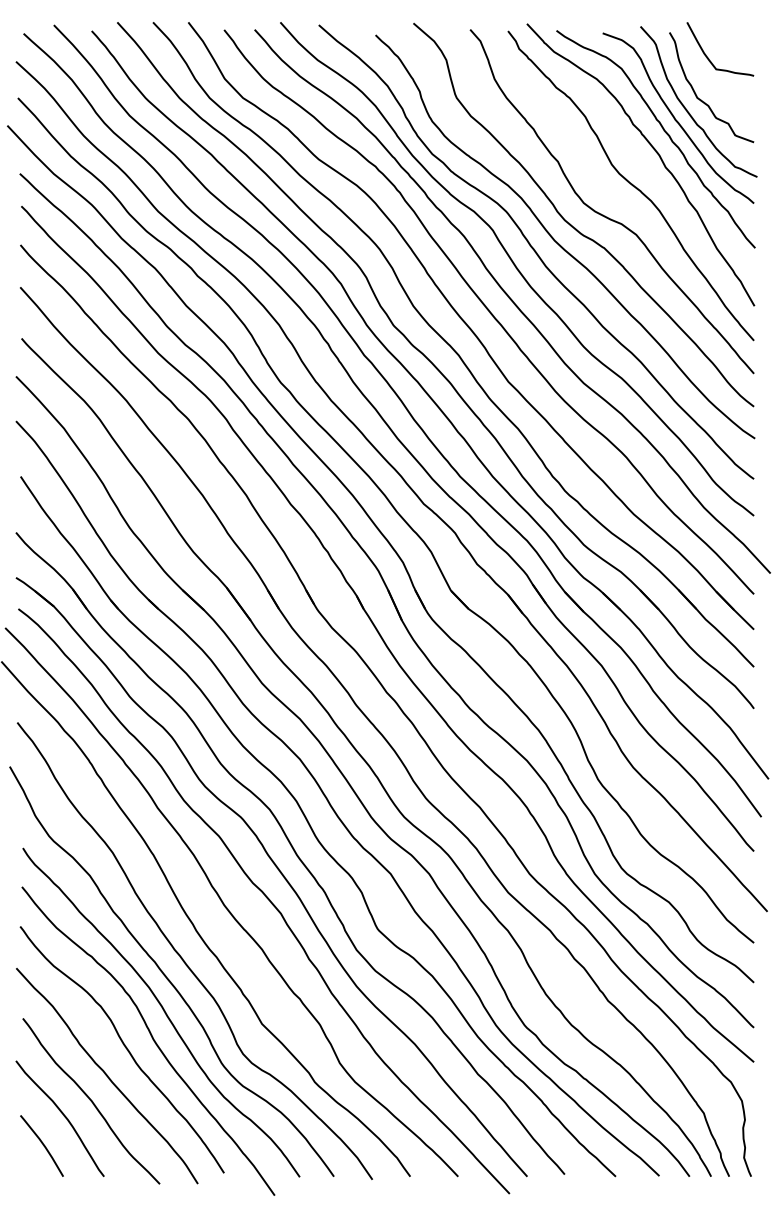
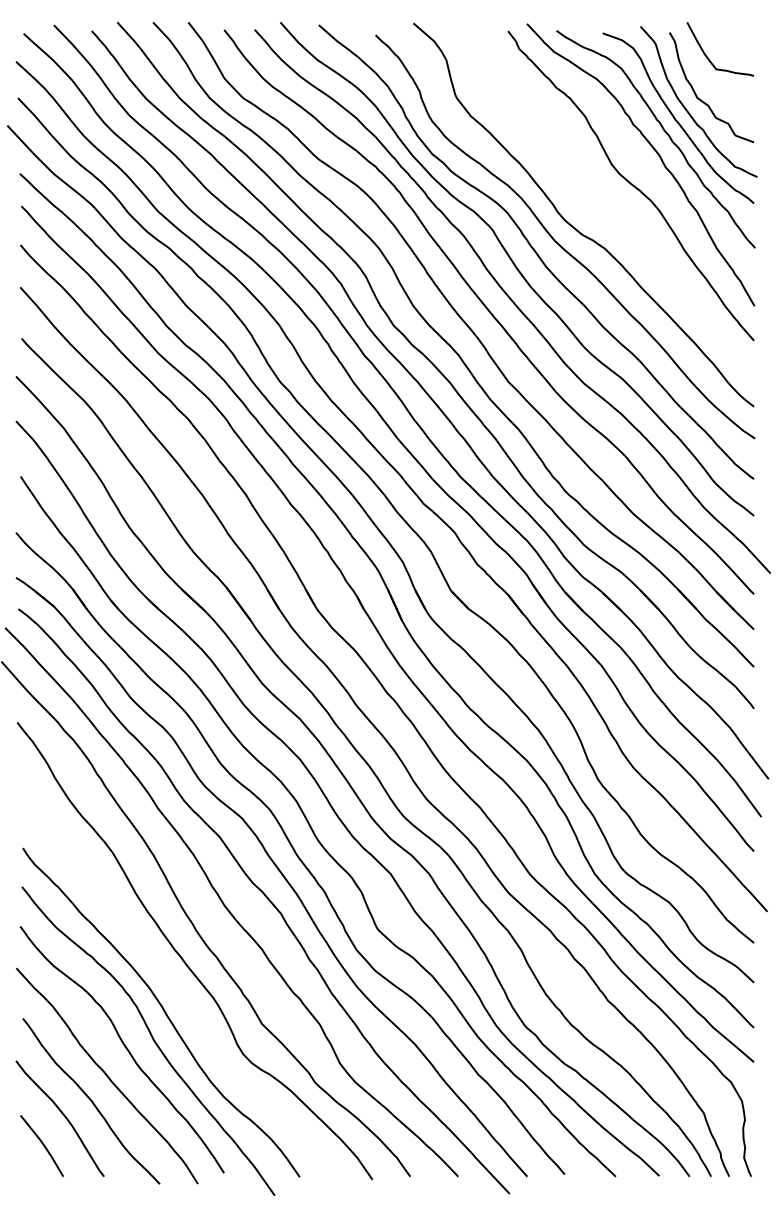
curve: present -> none (605, 215)
curve: present -> none (166, 975)
